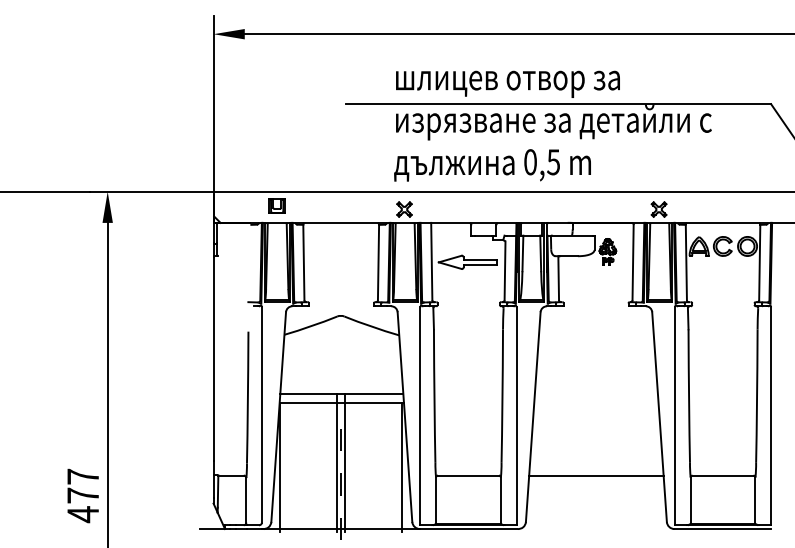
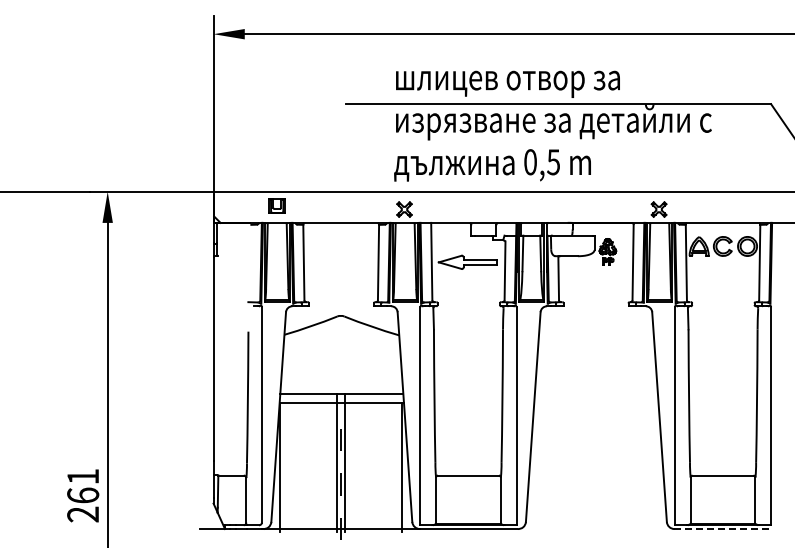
line: present -> none (596, 475)
text: 477 -> 261 (83, 495)
line: solid -> dashed (723, 529)
